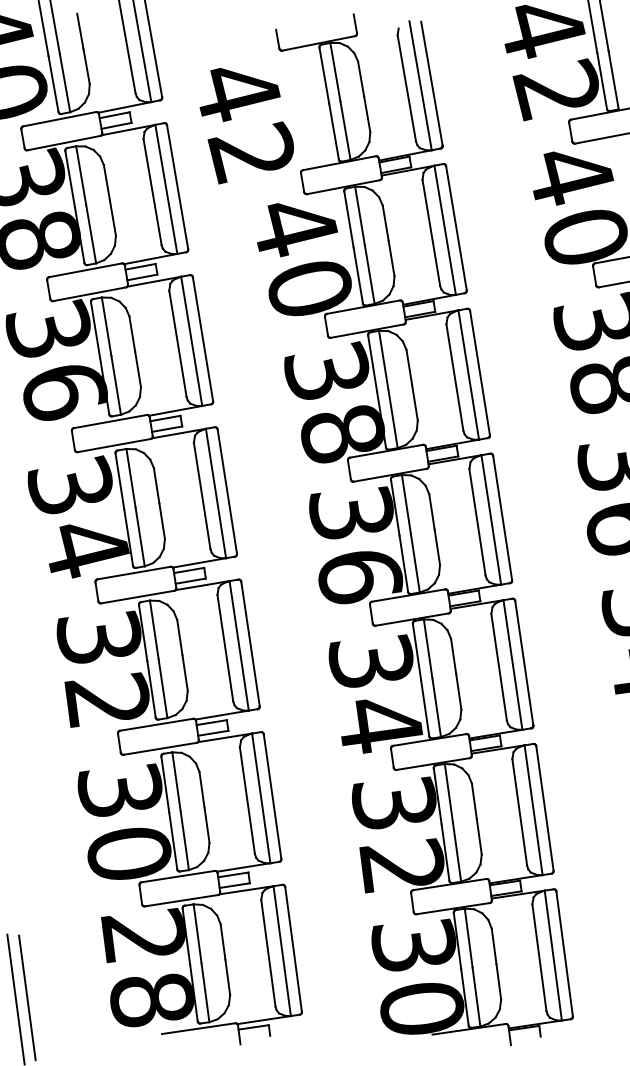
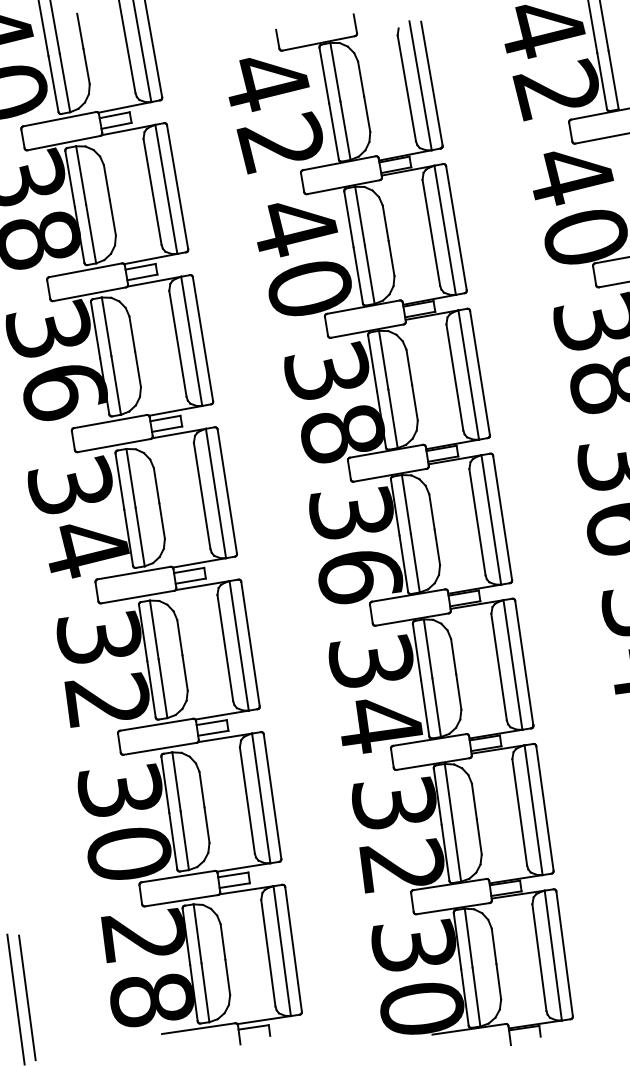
text position: (246, 126) -> (275, 116) (275, 116)
